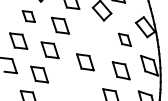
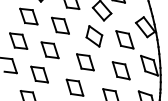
part size: 15x13 px -> 20x19 px (28, 16)
part: none -> present (94, 36)
part size: 14x15 px -> 20x20 px (124, 39)
part: none -> present (74, 87)
